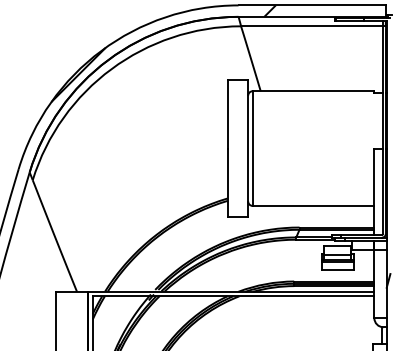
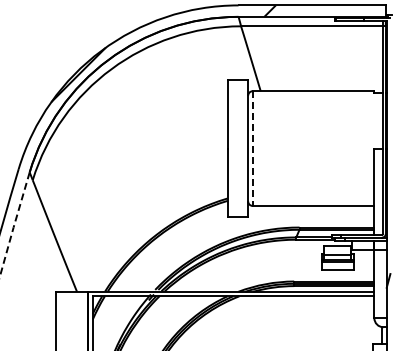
line: solid -> dashed (252, 149)
arc: solid -> dashed (14, 224)
